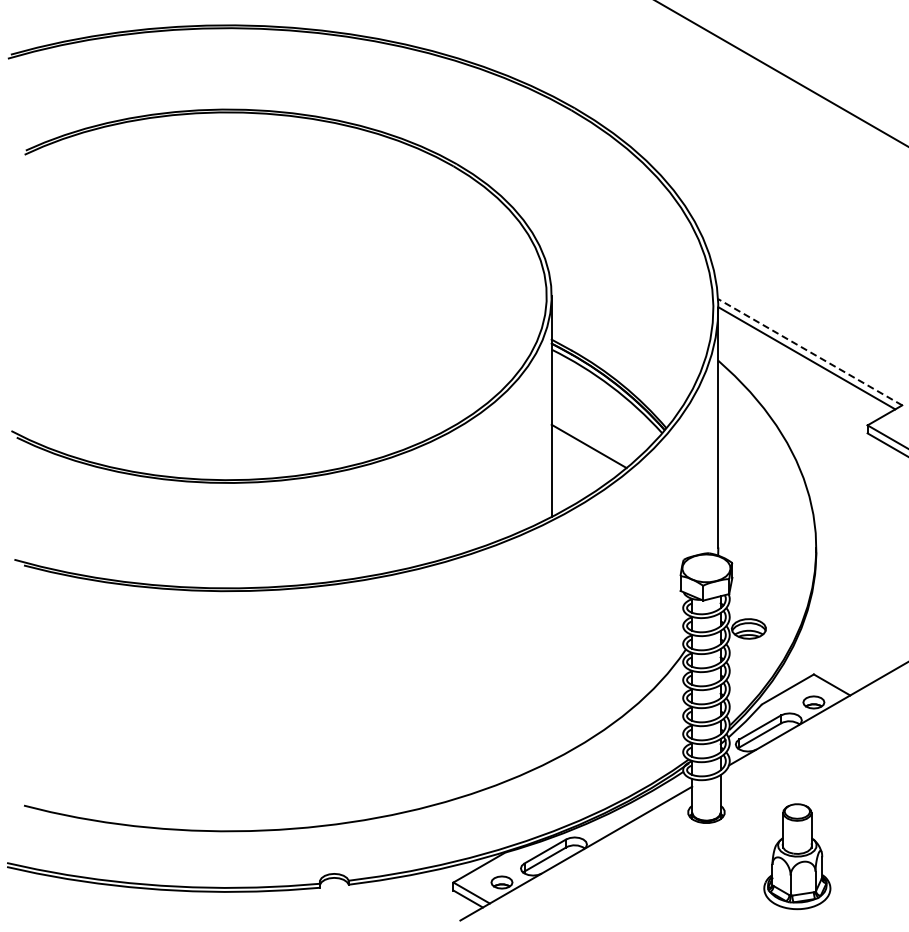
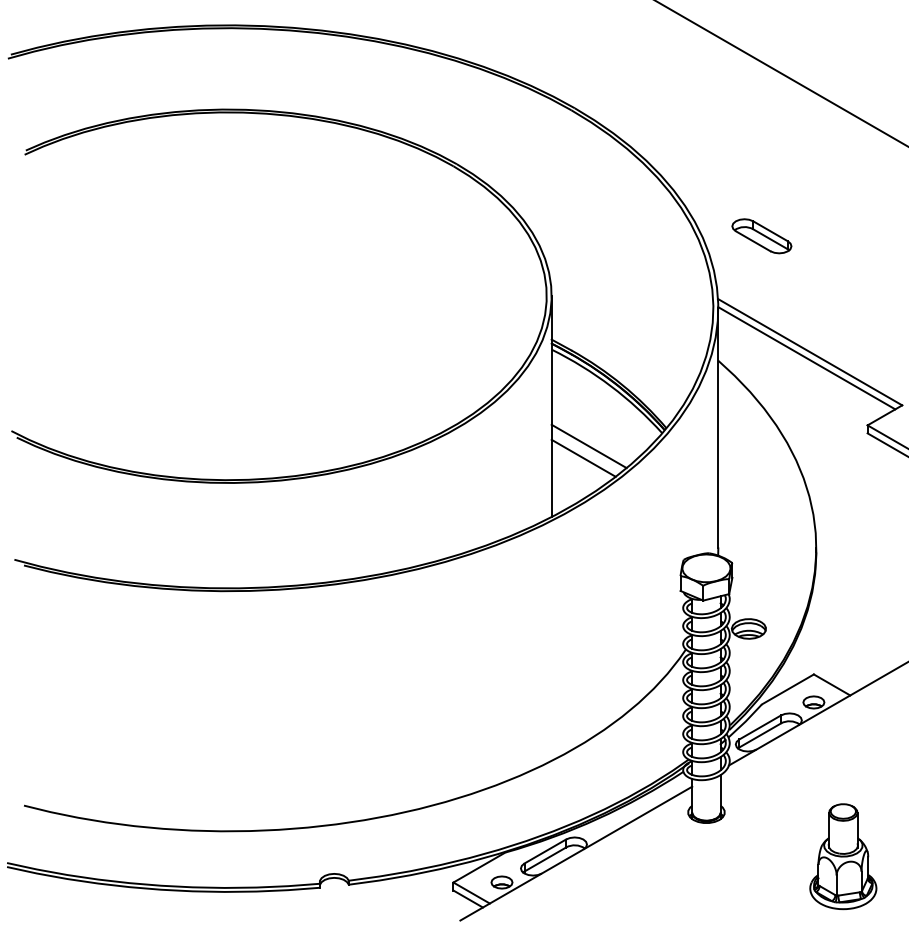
part: none -> present (761, 236)
line: dashed -> solid (809, 351)
line: none -> present (583, 457)
part position: (797, 856) -> (843, 856) (843, 856)
